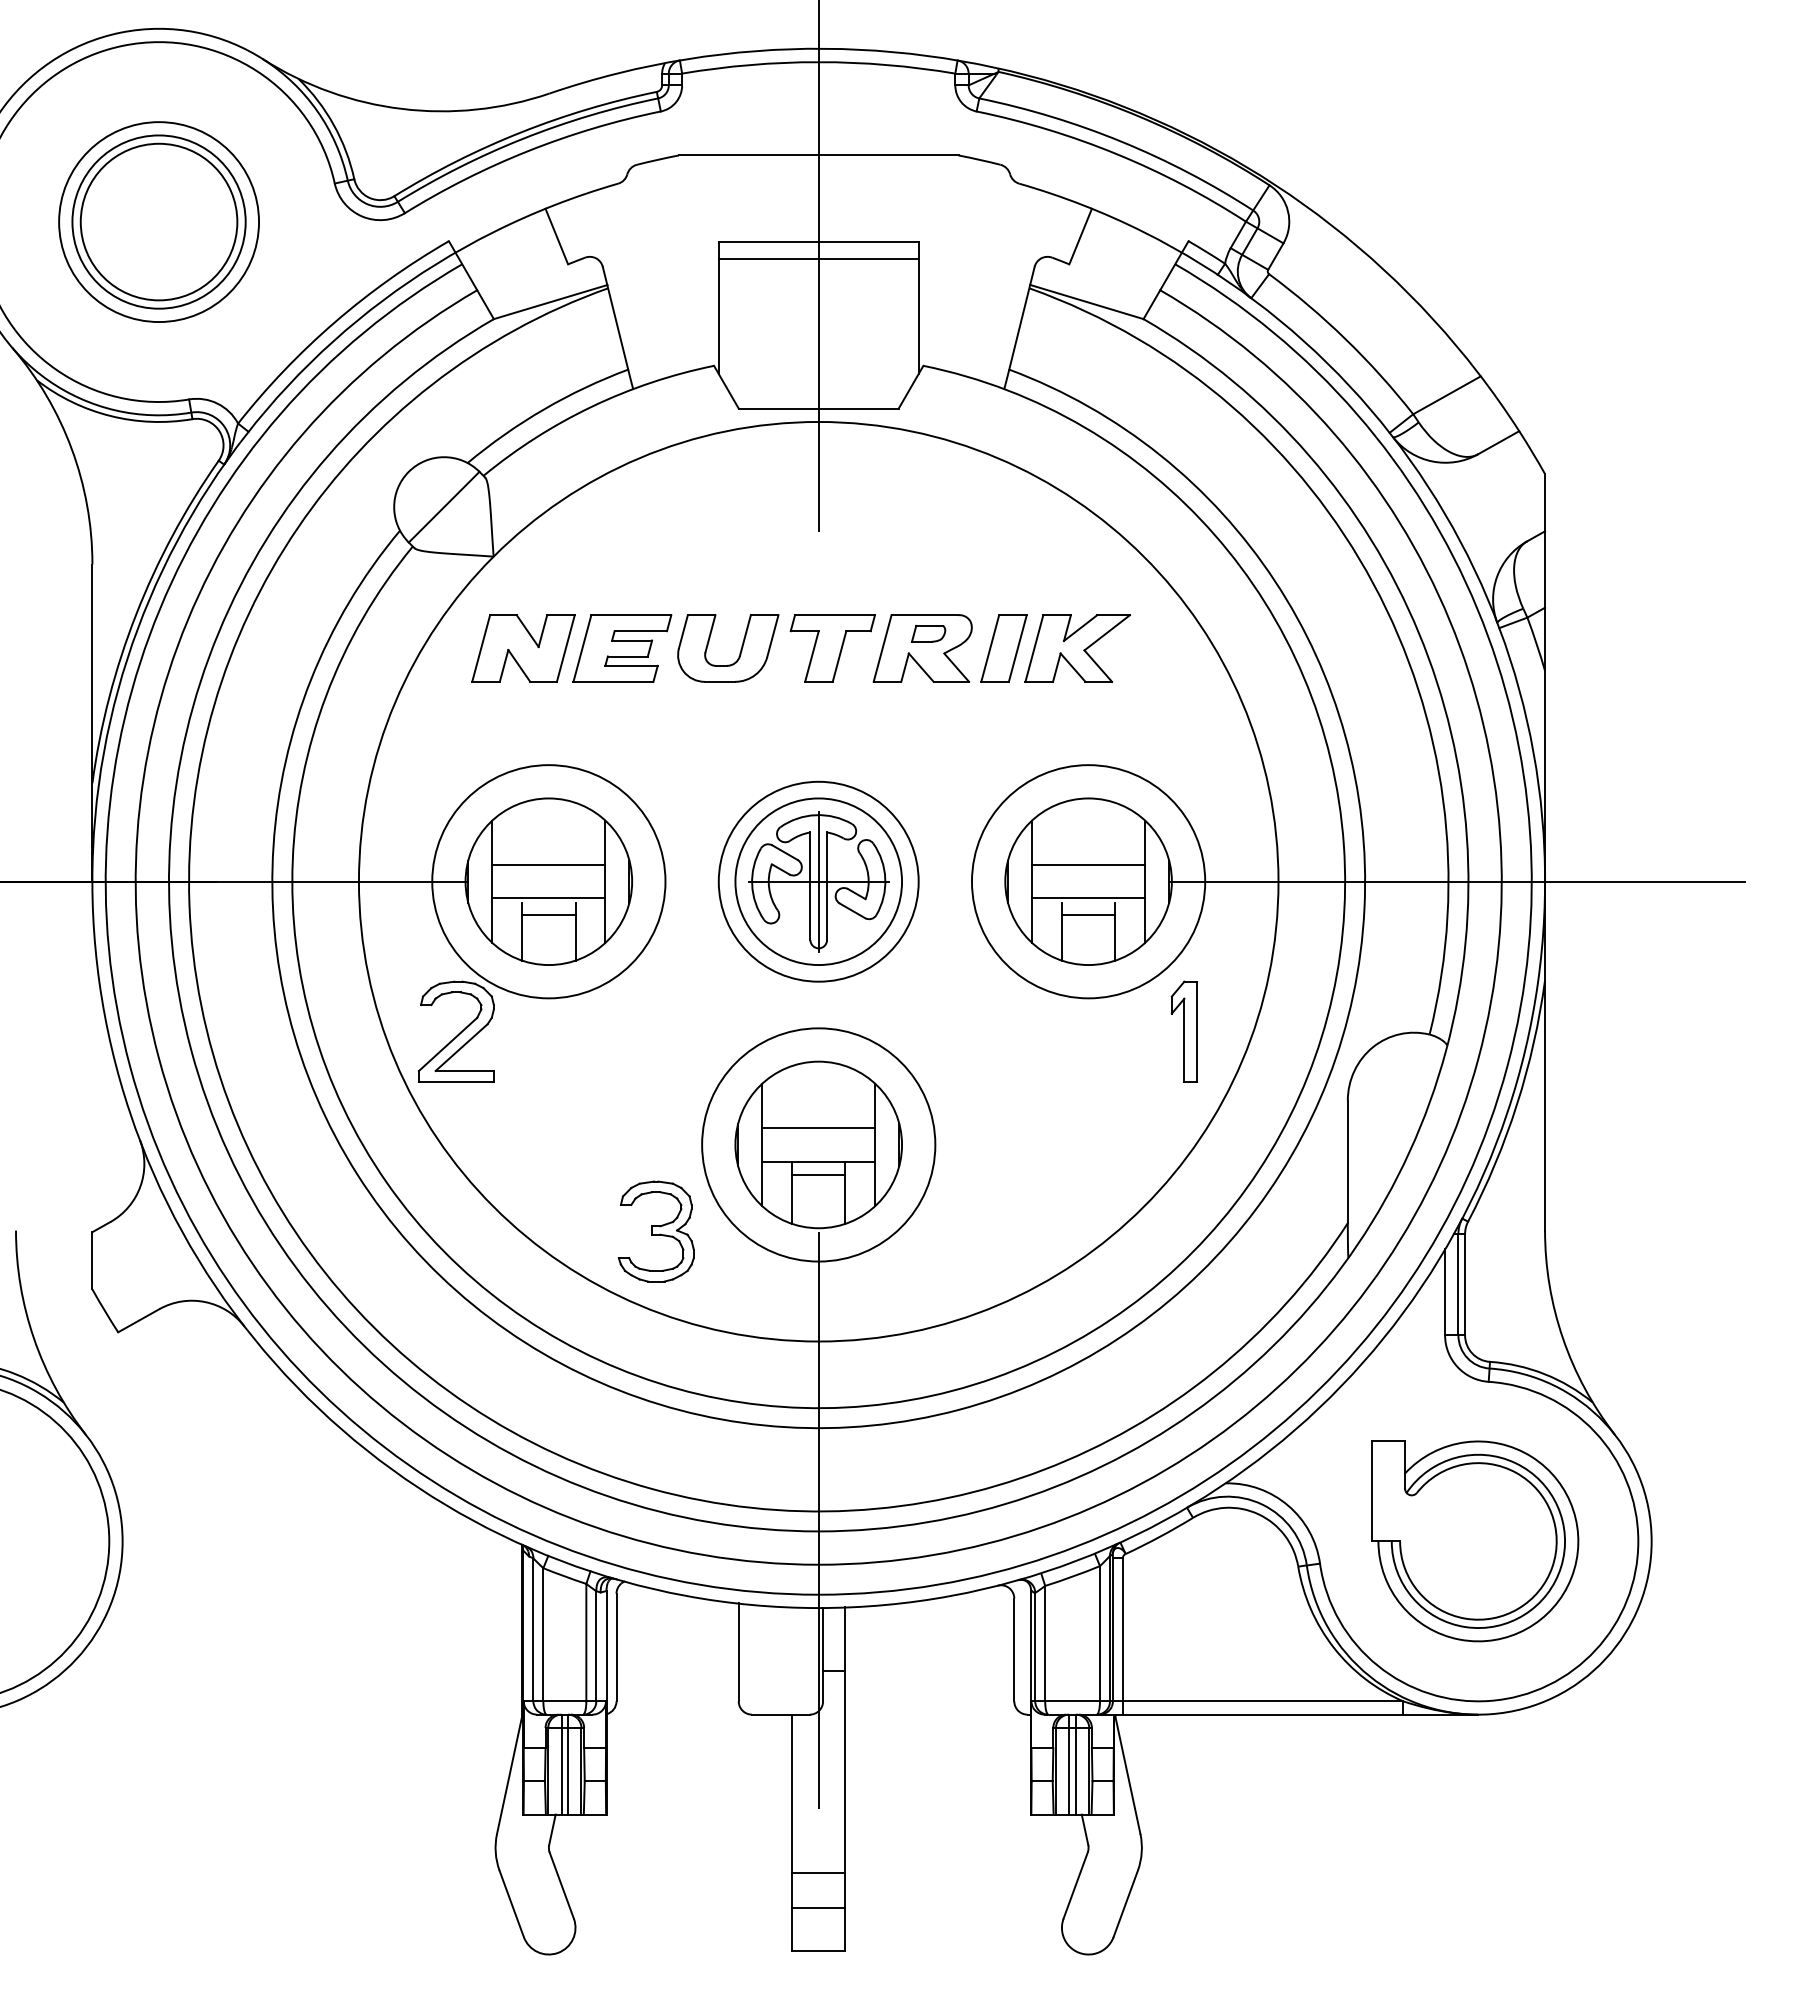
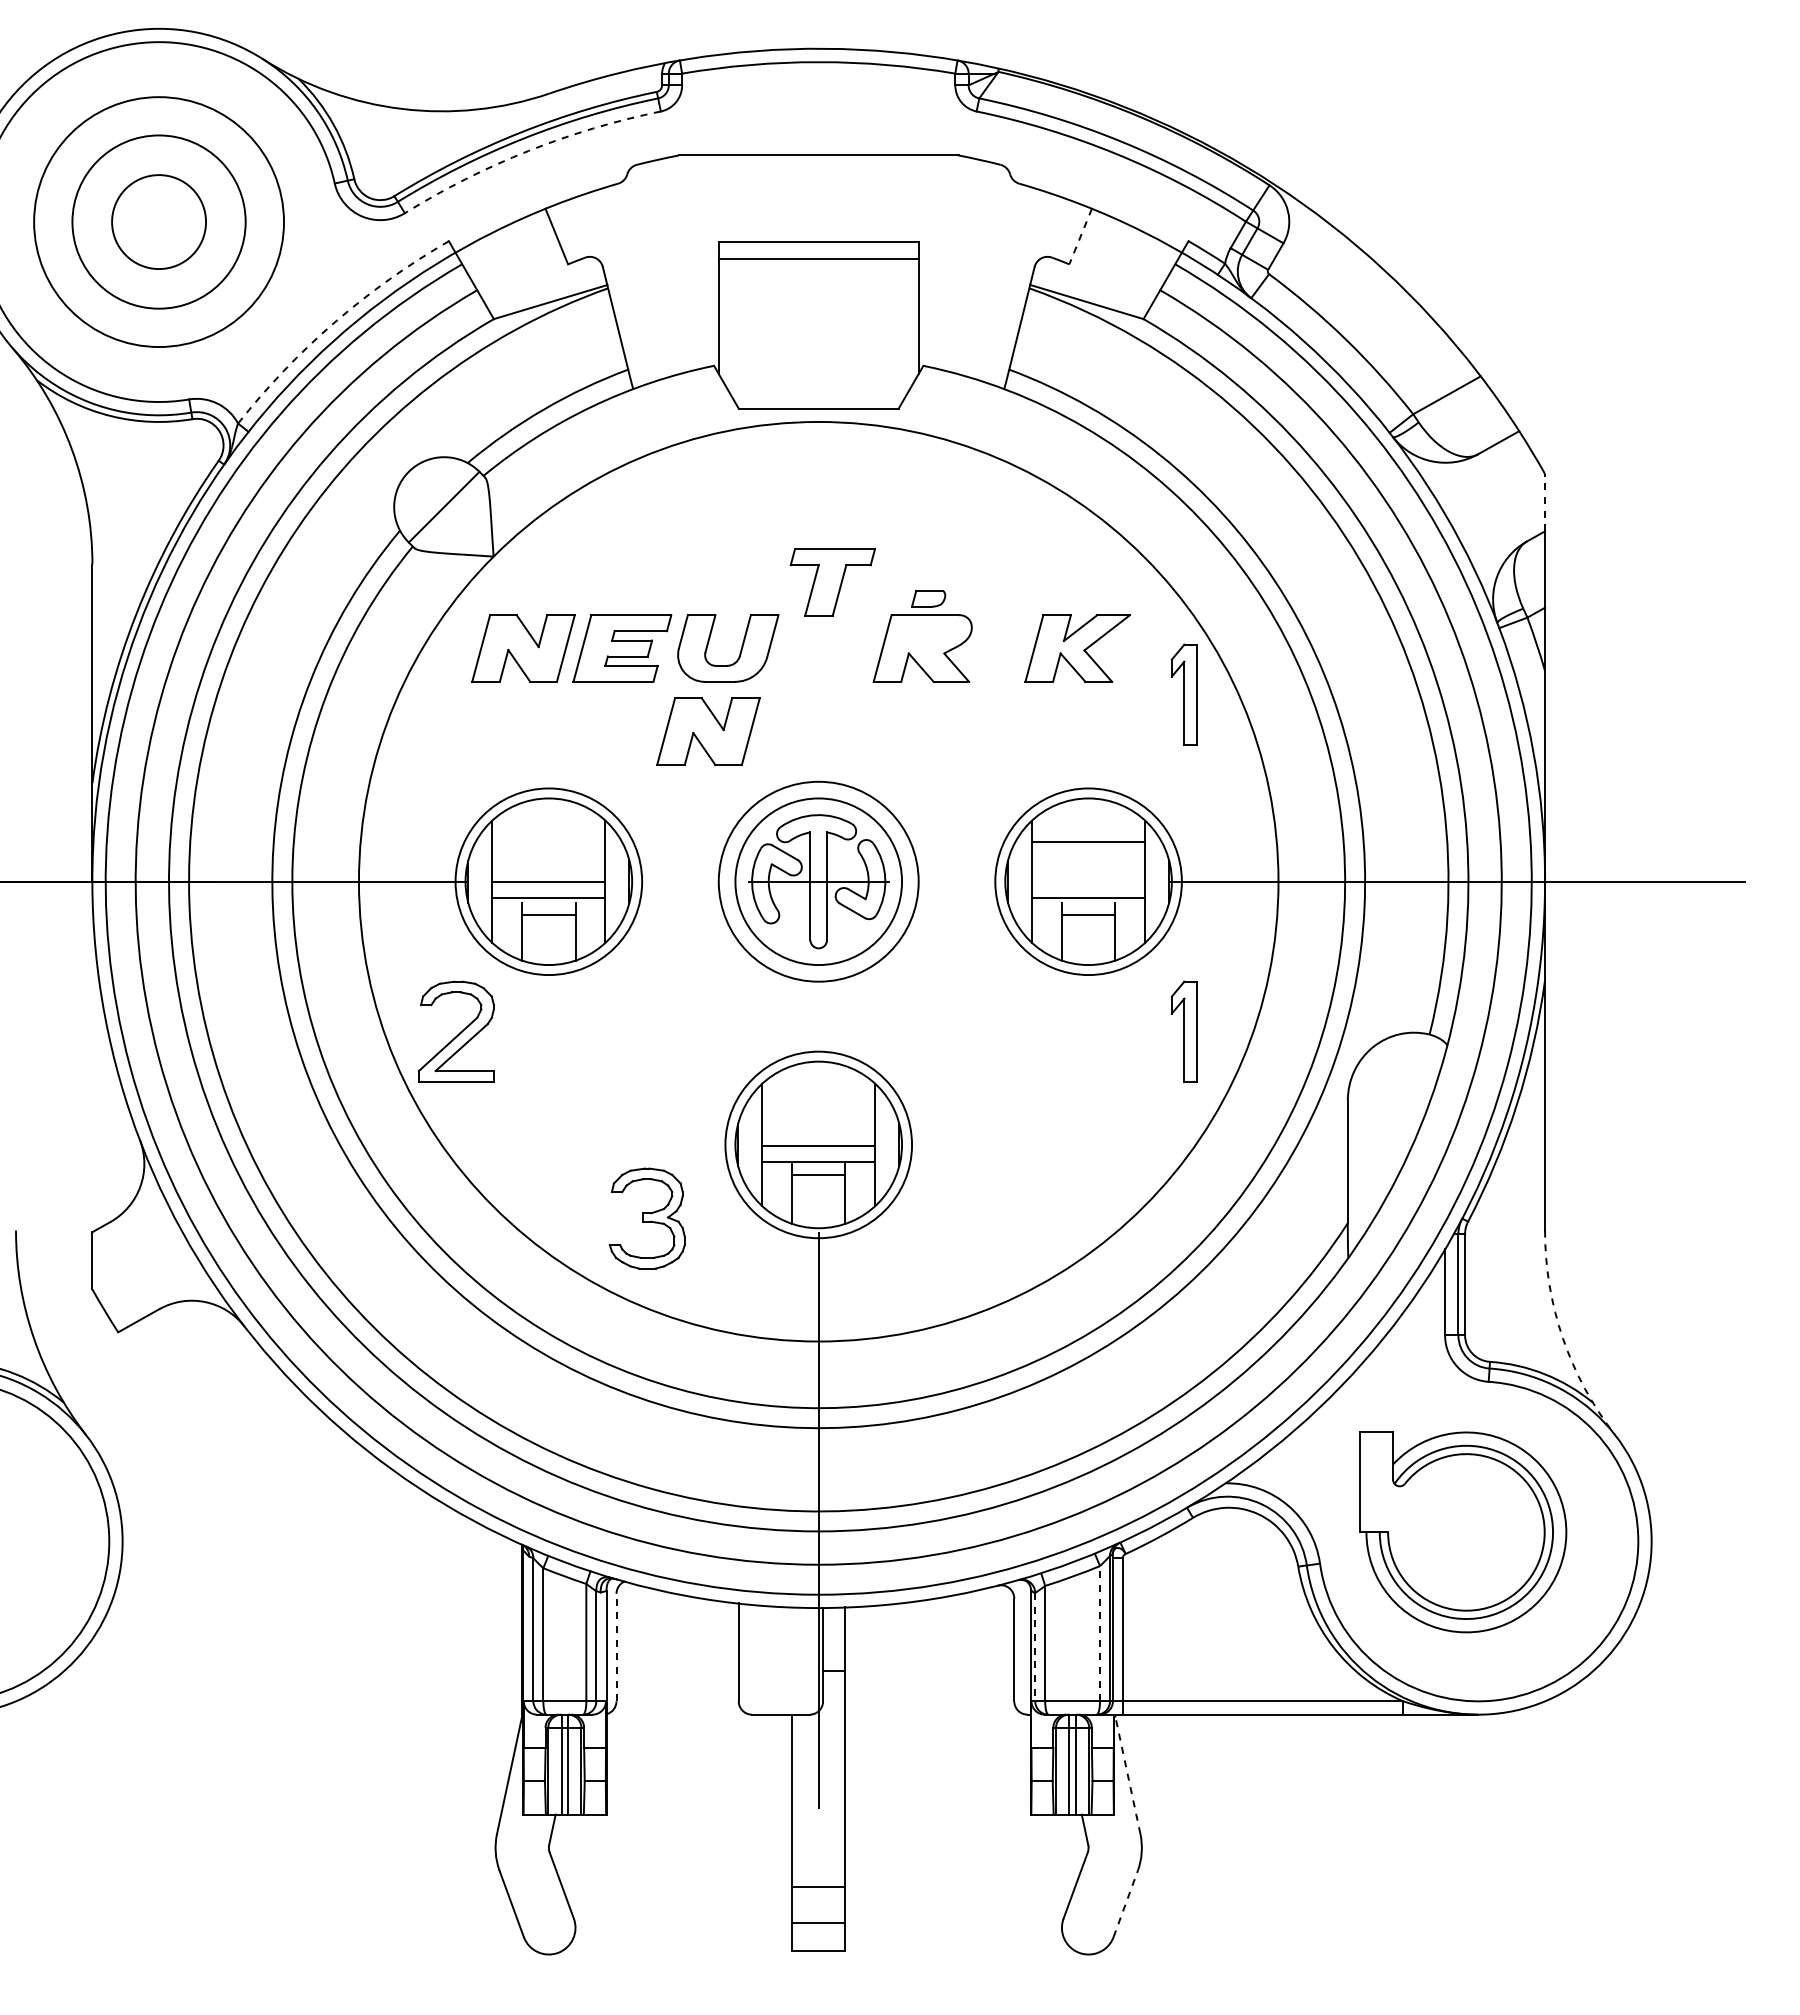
arc: solid -> dashed (528, 151)
circle diameter: 157 px -> 94 px (159, 222)
circle diameter: 200 px -> 250 px (159, 222)
line: solid -> dashed (1080, 236)
line: present -> none (818, 266)
arc: solid -> dashed (334, 322)
line: solid -> dashed (1545, 502)
part position: (928, 633) -> (928, 598) (928, 598)
part position: (832, 648) -> (832, 582) (832, 582)
part: present -> none (1003, 648)
part: none -> present (1183, 694)
part: none -> present (708, 731)
line position: (548, 865) -> (548, 882) (548, 882)
line position: (1088, 865) -> (1088, 842) (1088, 842)
circle diameter: 233 px -> 187 px (548, 881)
line: present -> none (818, 881)
circle diameter: 233 px -> 187 px (1088, 881)
line position: (818, 1128) -> (818, 1146) (818, 1146)
circle diameter: 233 px -> 187 px (818, 1144)
part position: (655, 1231) -> (646, 1218) (646, 1218)
arc: solid -> dashed (1563, 1338)
part position: (1475, 1541) -> (1463, 1532) (1463, 1532)
line: solid -> dashed (1100, 1633)
line: solid -> dashed (616, 1647)
line: solid -> dashed (1035, 1647)
line: solid -> dashed (1127, 1775)
line position: (818, 1873) -> (818, 1887) (818, 1887)
line: solid -> dashed (1125, 1903)
line position: (818, 1908) -> (818, 1923) (818, 1923)
